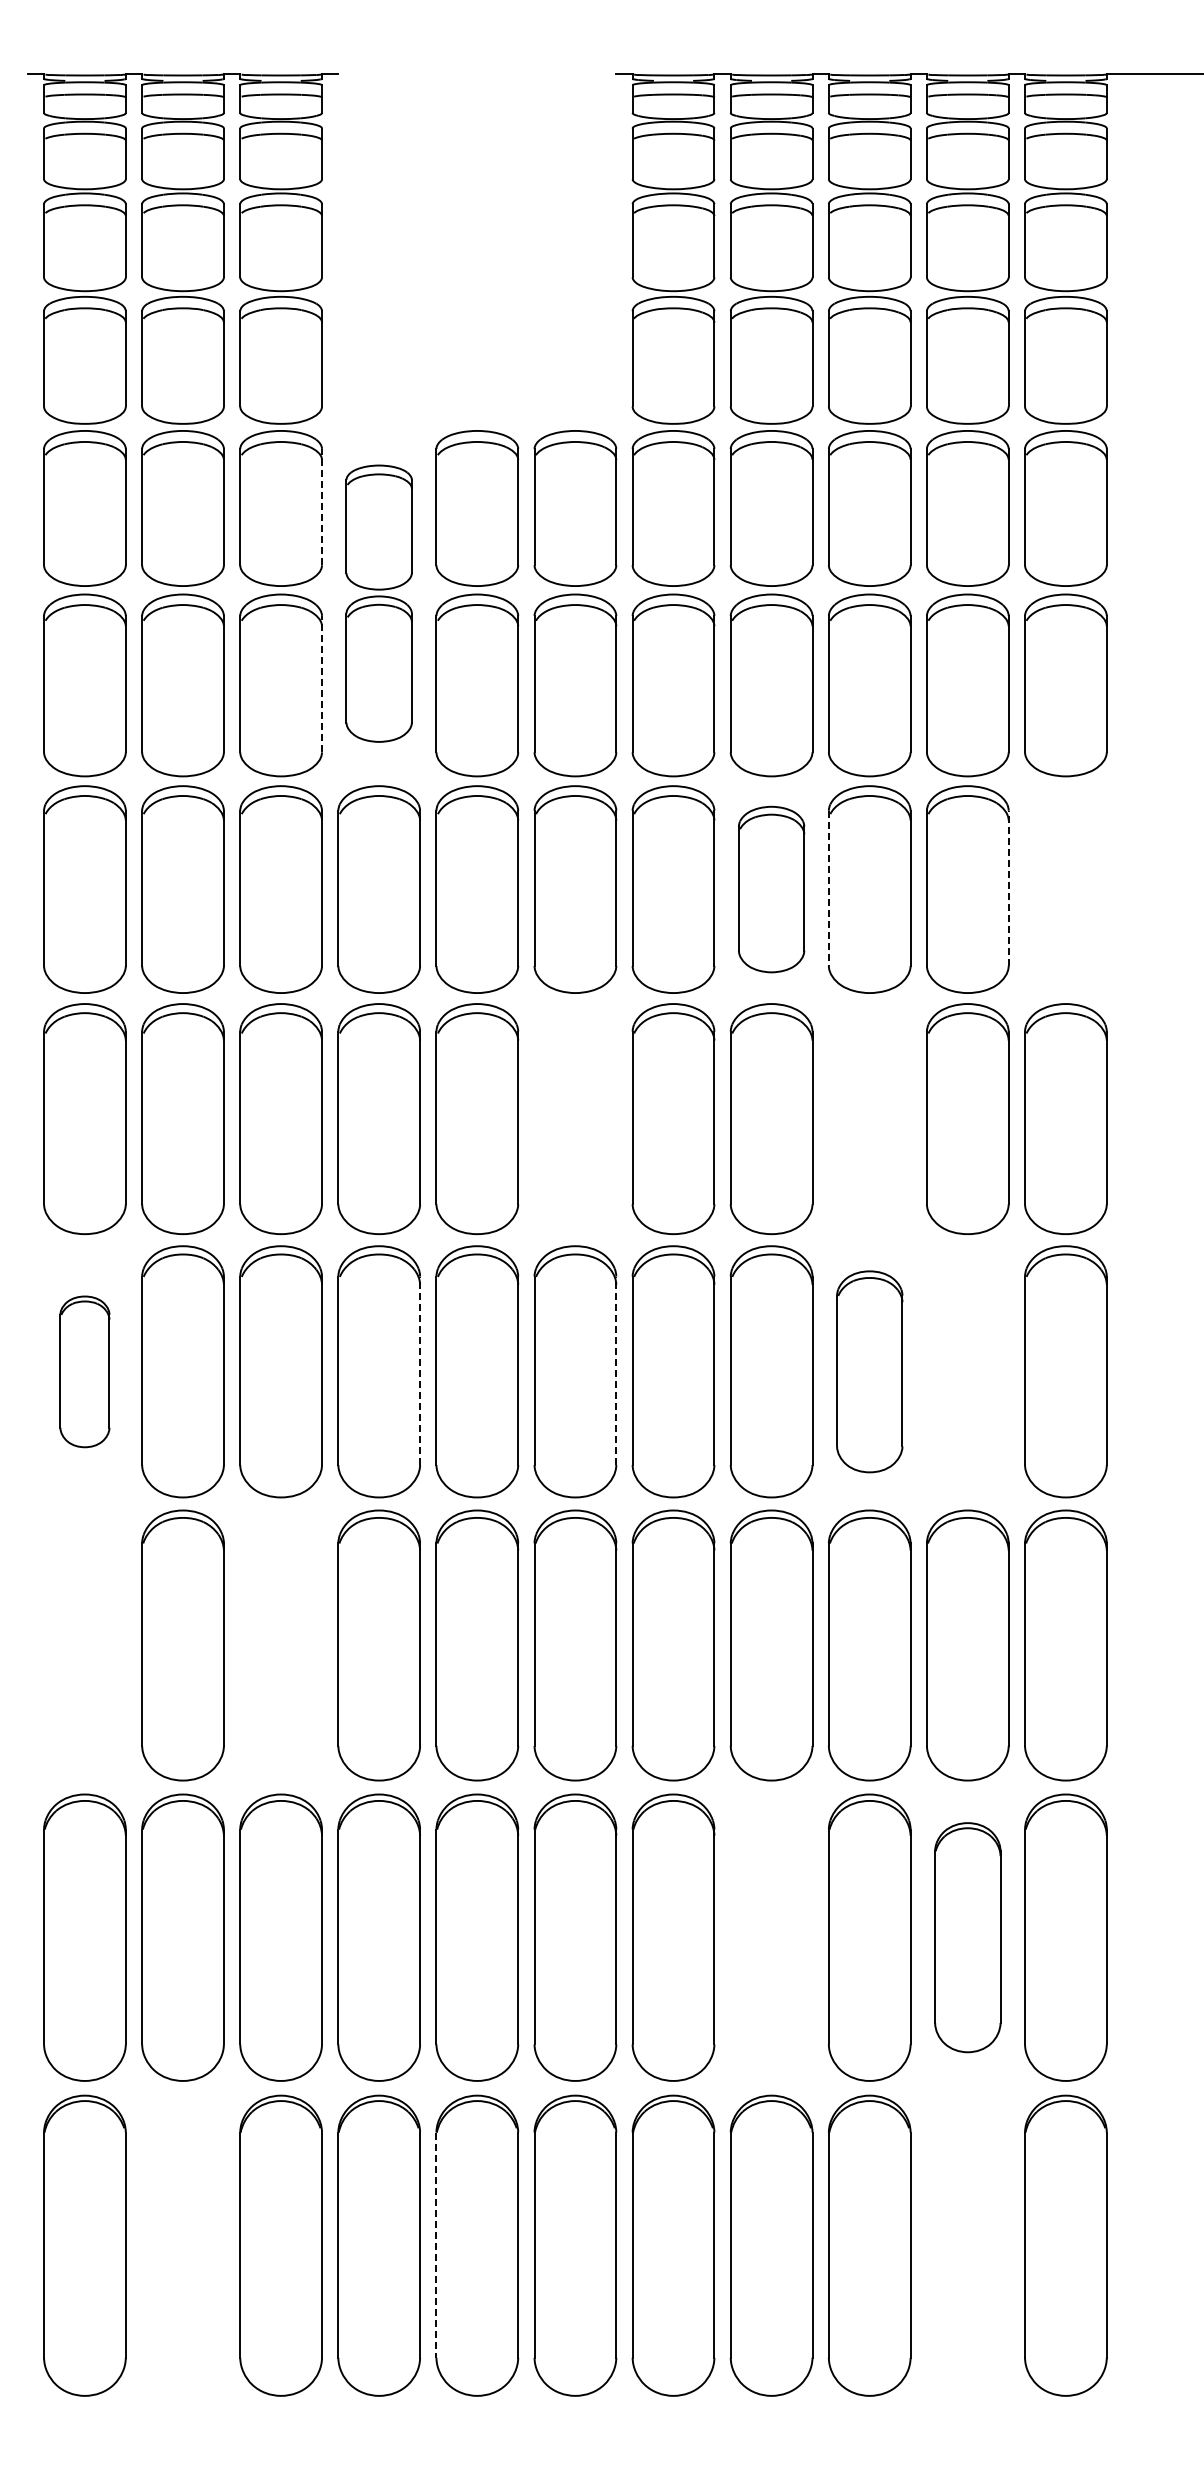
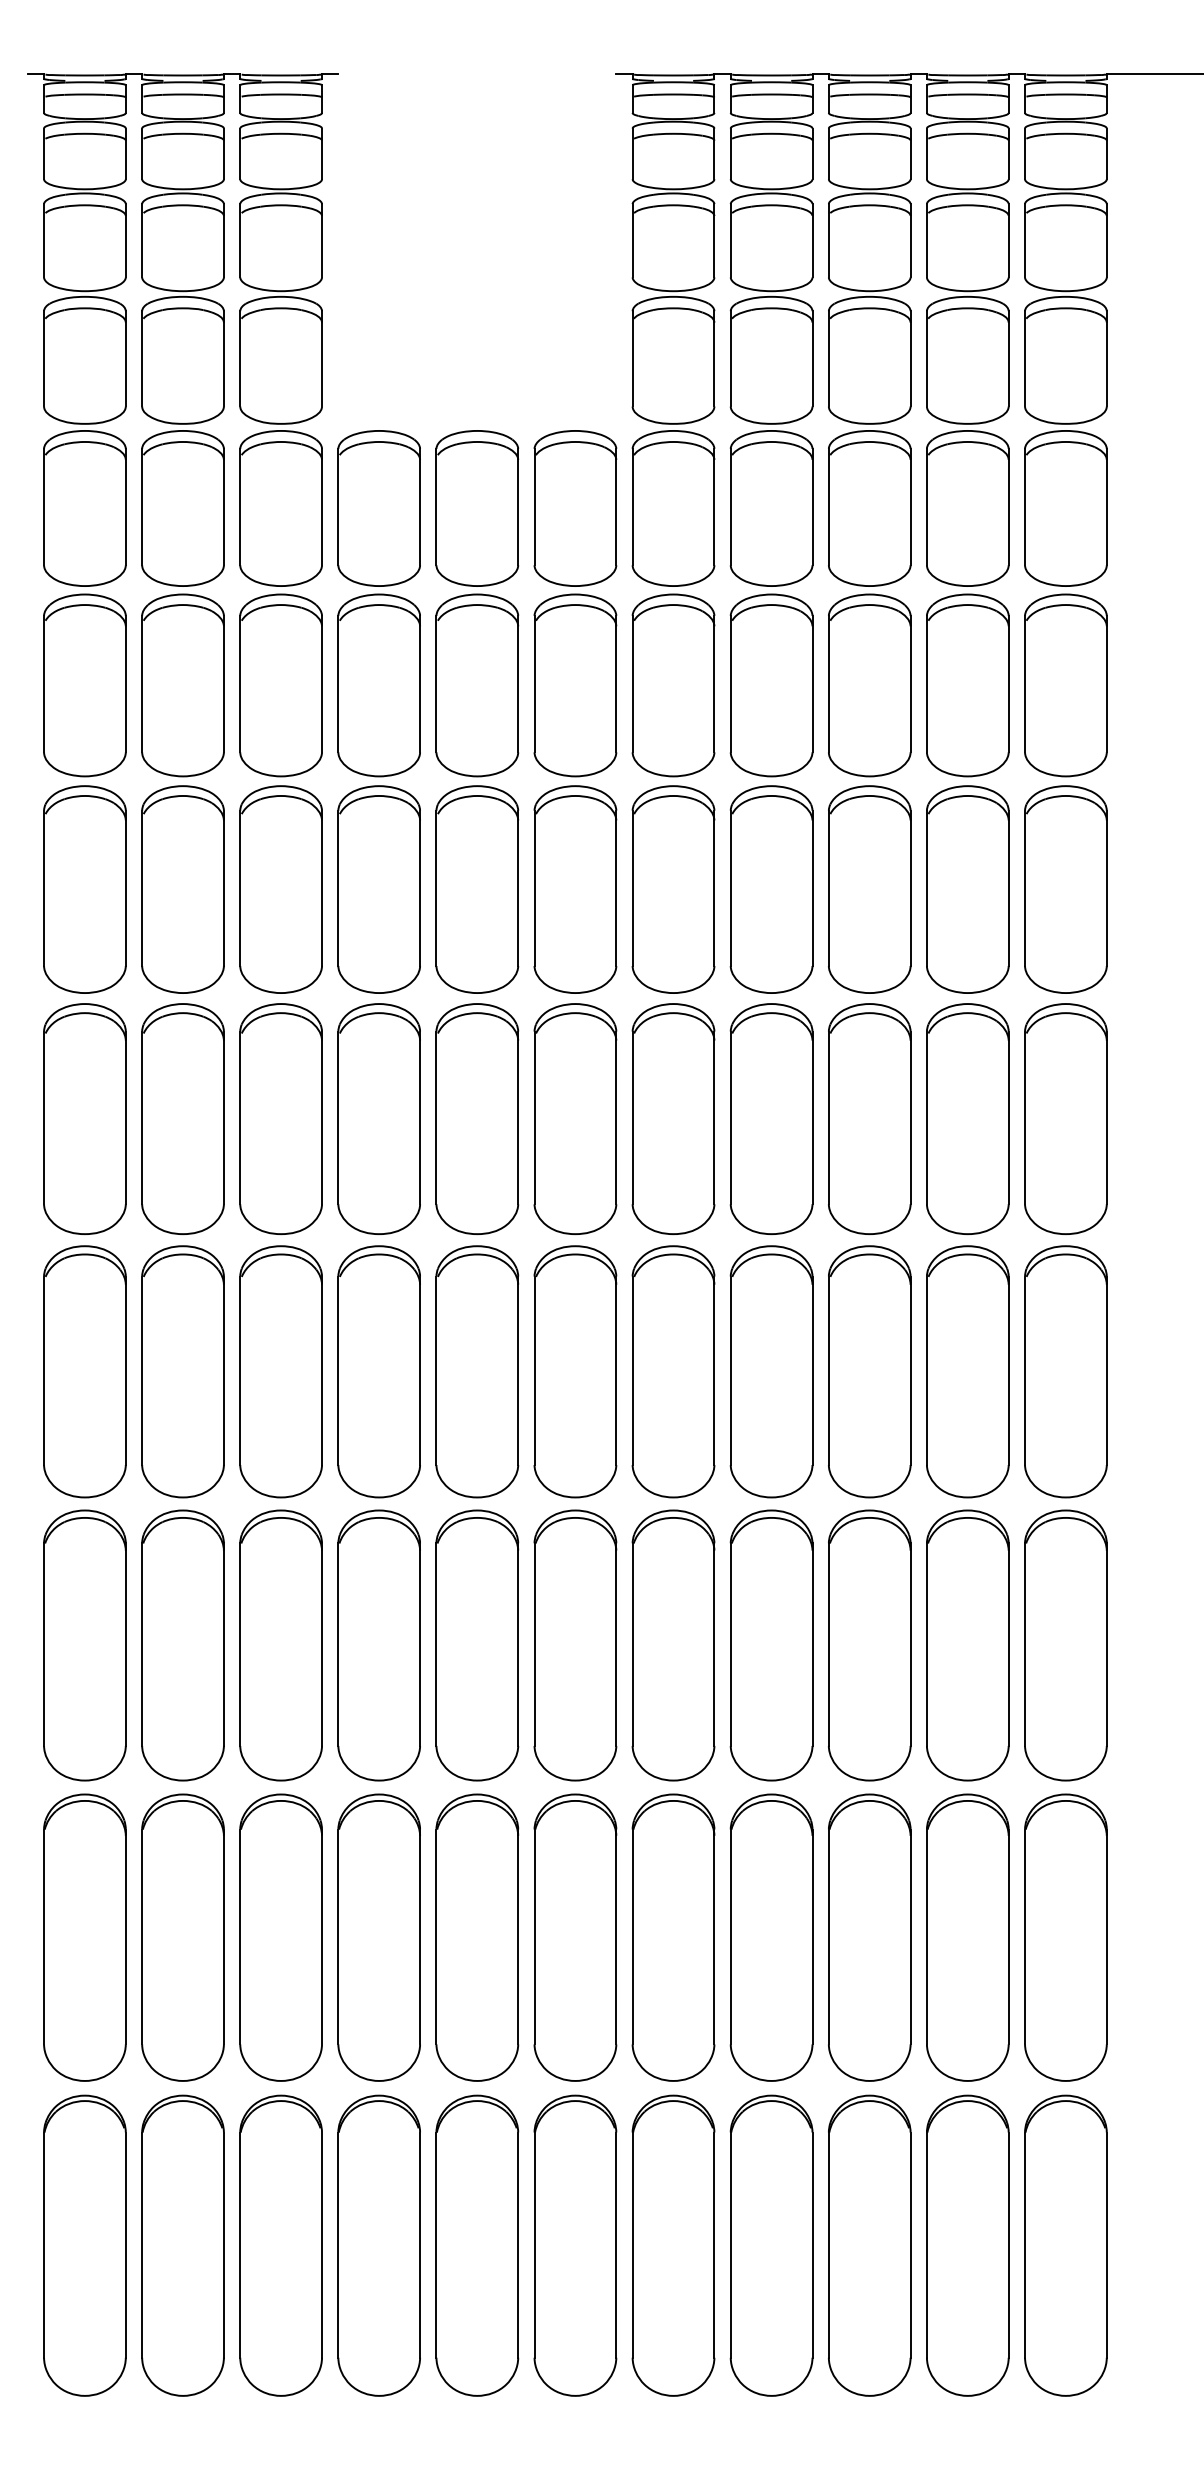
line: dashed -> solid (322, 506)
part size: 68x279 px -> 84x348 px (378, 603)
line: dashed -> solid (322, 683)
line: dashed -> solid (828, 888)
line: dashed -> solid (1008, 888)
part size: 68x169 px -> 85x209 px (771, 889)
part: none -> present (1065, 889)
part: none -> present (575, 1118)
part: none -> present (869, 1118)
line: dashed -> solid (420, 1370)
line: dashed -> solid (616, 1370)
part size: 52x154 px -> 84x254 px (84, 1371)
part size: 68x204 px -> 84x254 px (869, 1371)
part: none -> present (967, 1371)
part: none -> present (84, 1645)
part: none -> present (280, 1645)
part: none -> present (771, 1937)
part size: 68x232 px -> 84x289 px (967, 1937)
part: none -> present (182, 2245)
line: dashed -> solid (436, 2245)
part: none -> present (967, 2245)
